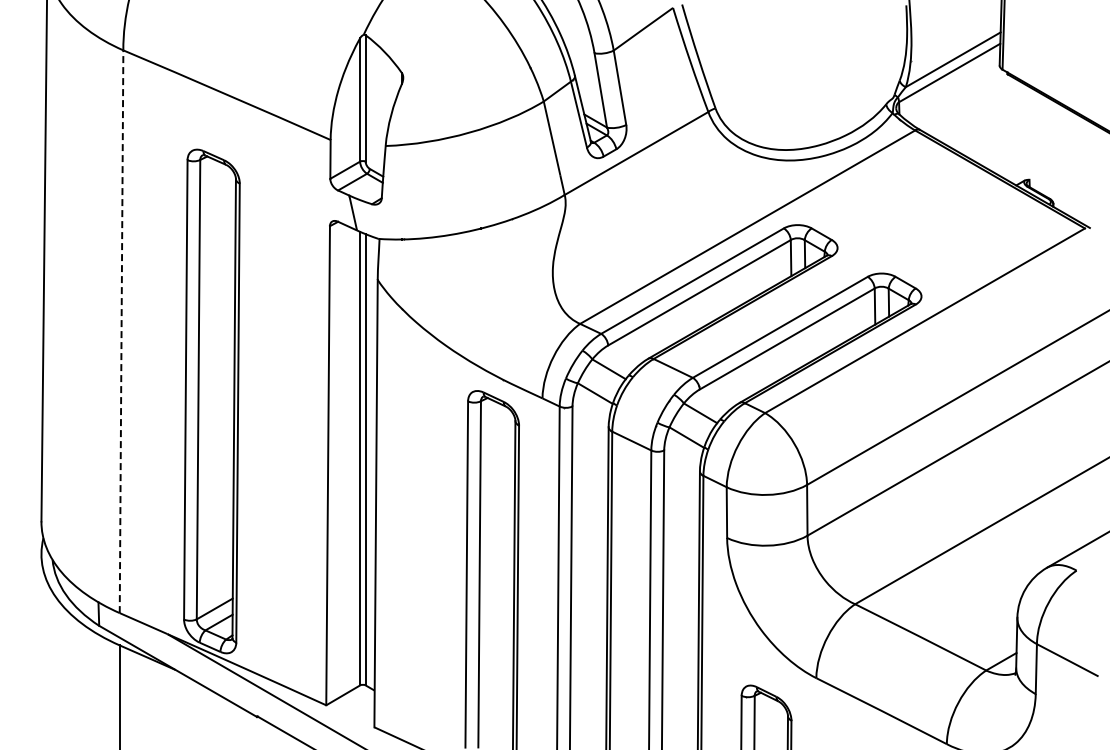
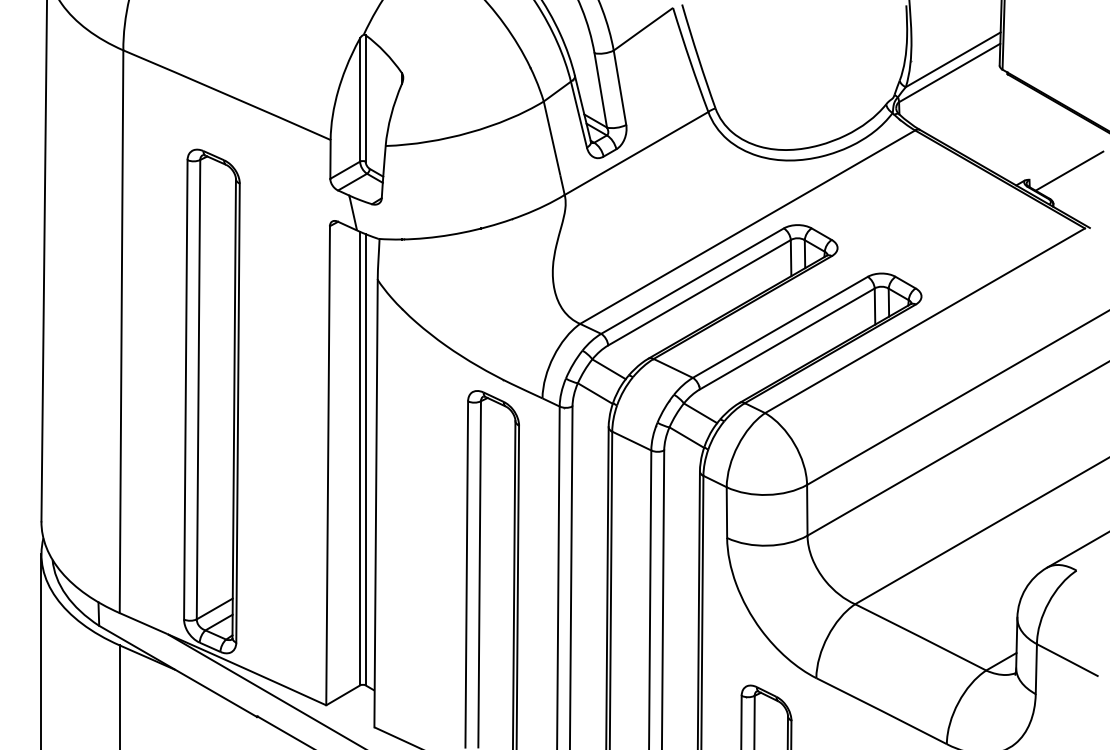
line: none -> present (1069, 170)
line: dashed -> solid (121, 331)
line: none -> present (41, 650)
